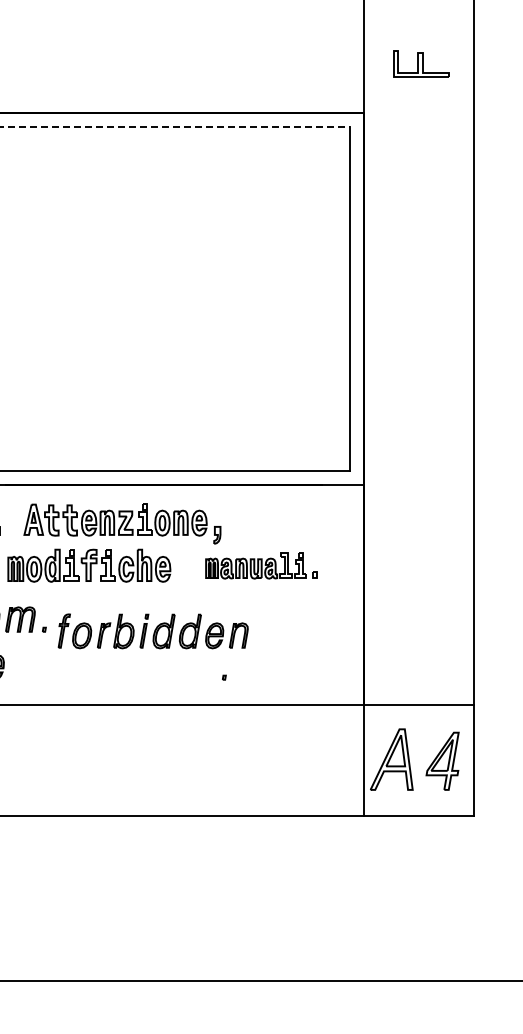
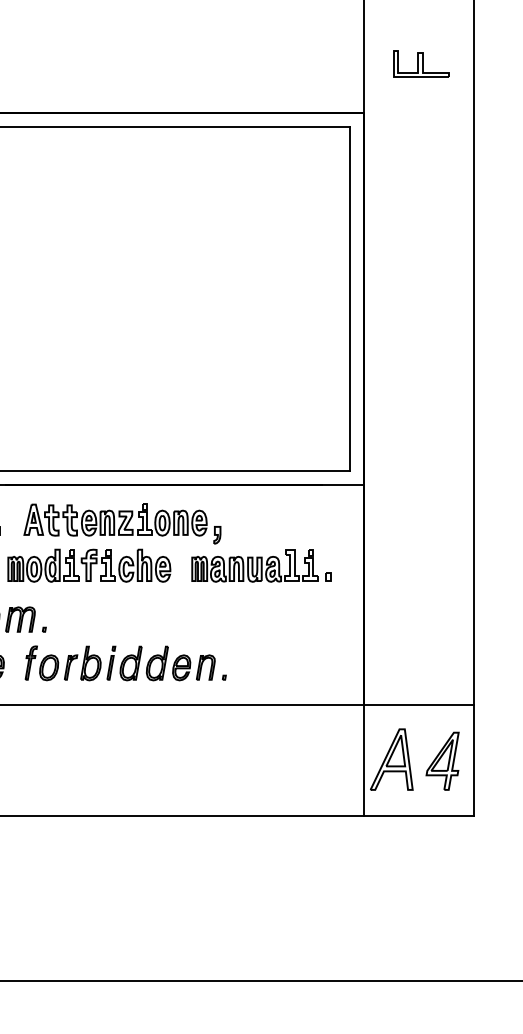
line: dashed -> solid (175, 127)
part size: 113x28 px -> 141x34 px (261, 565)
part position: (152, 631) -> (119, 663) (119, 663)
